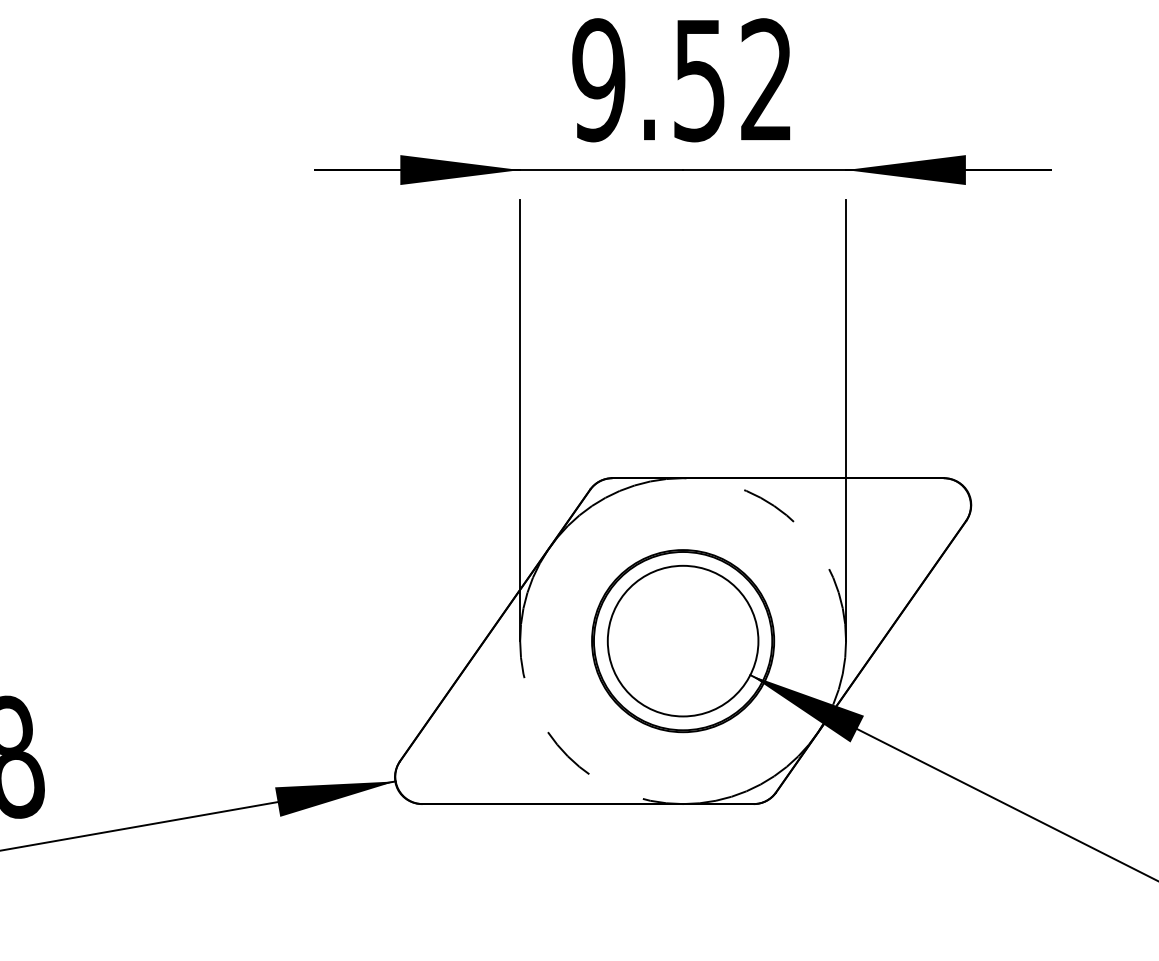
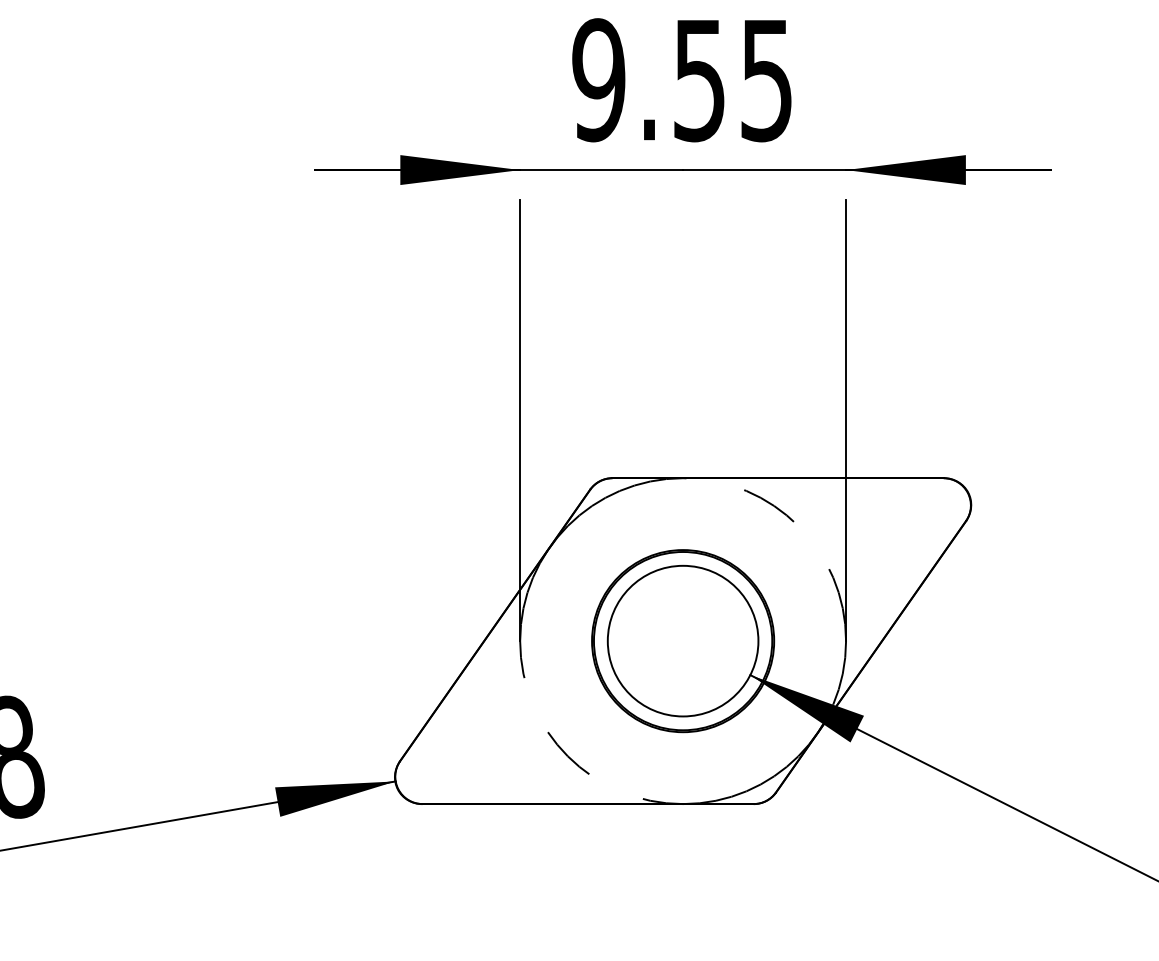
text: 9.52 -> 9.55 (766, 80)
